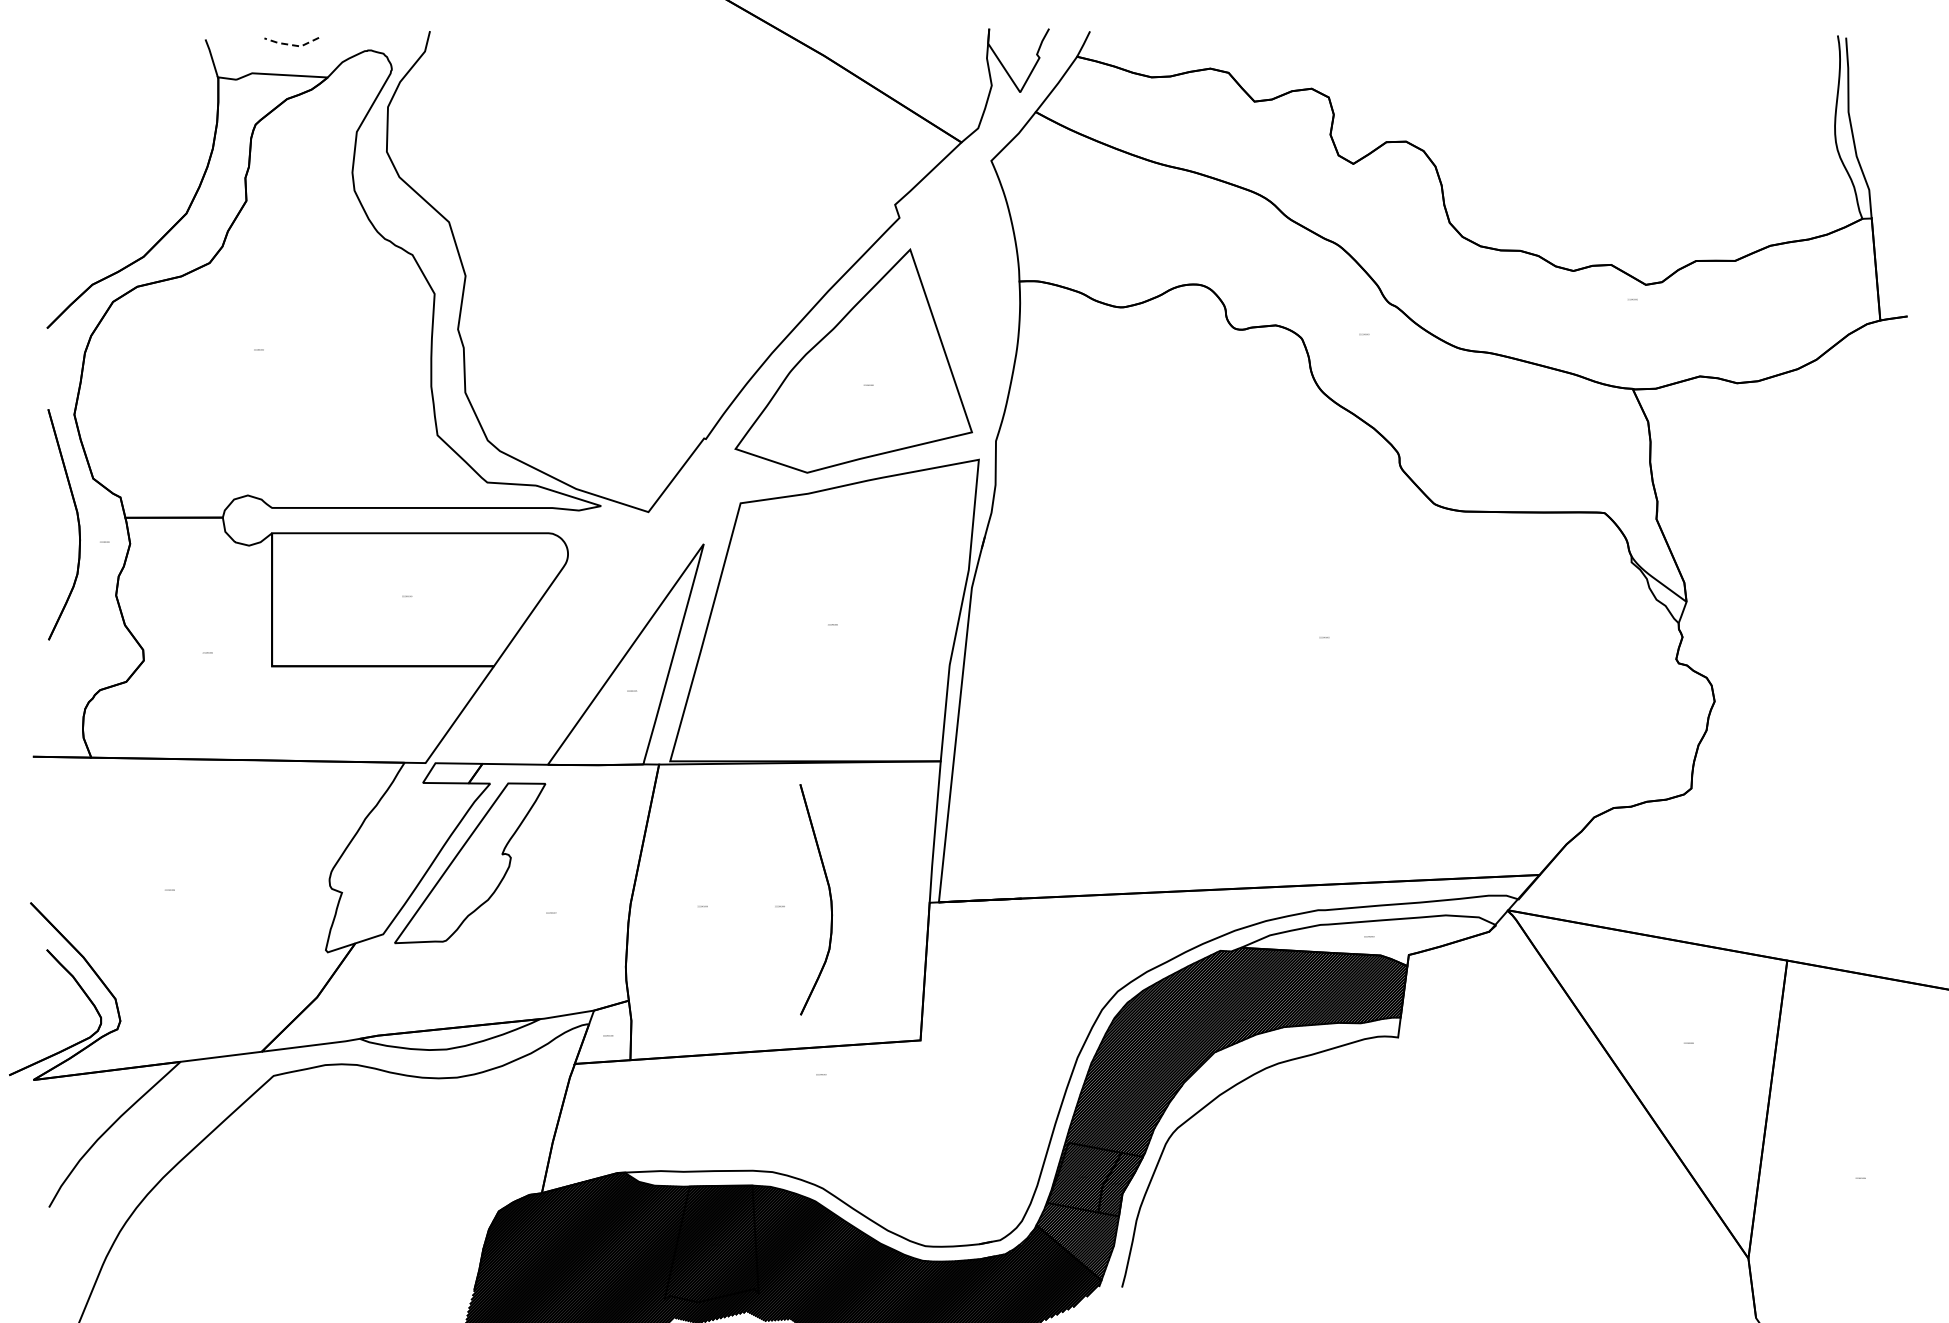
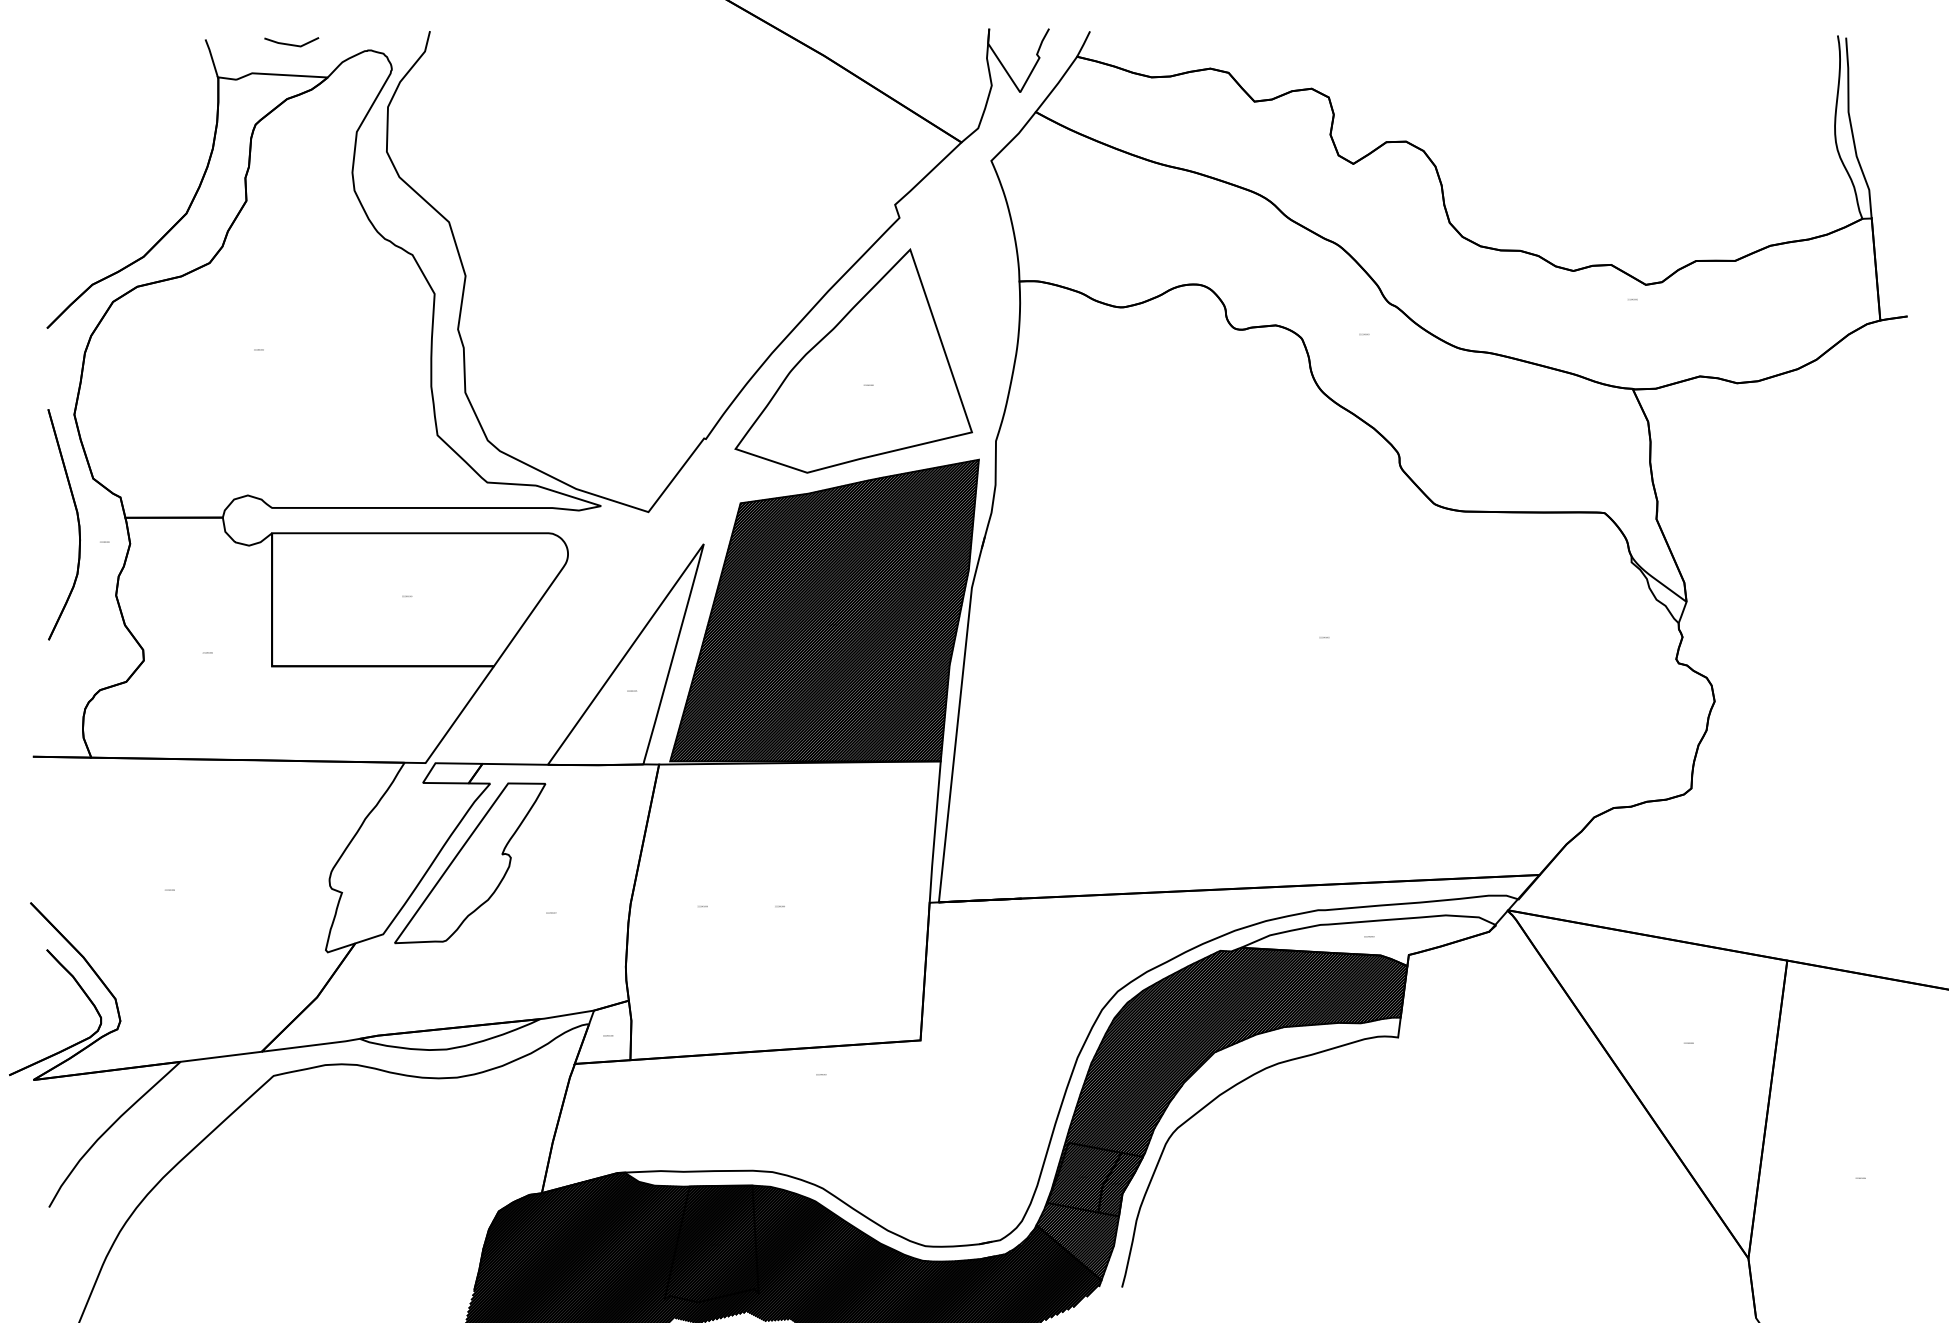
line: dashed -> solid (291, 45)
hatch: none -> present (824, 610)
part: present -> none (829, 897)
